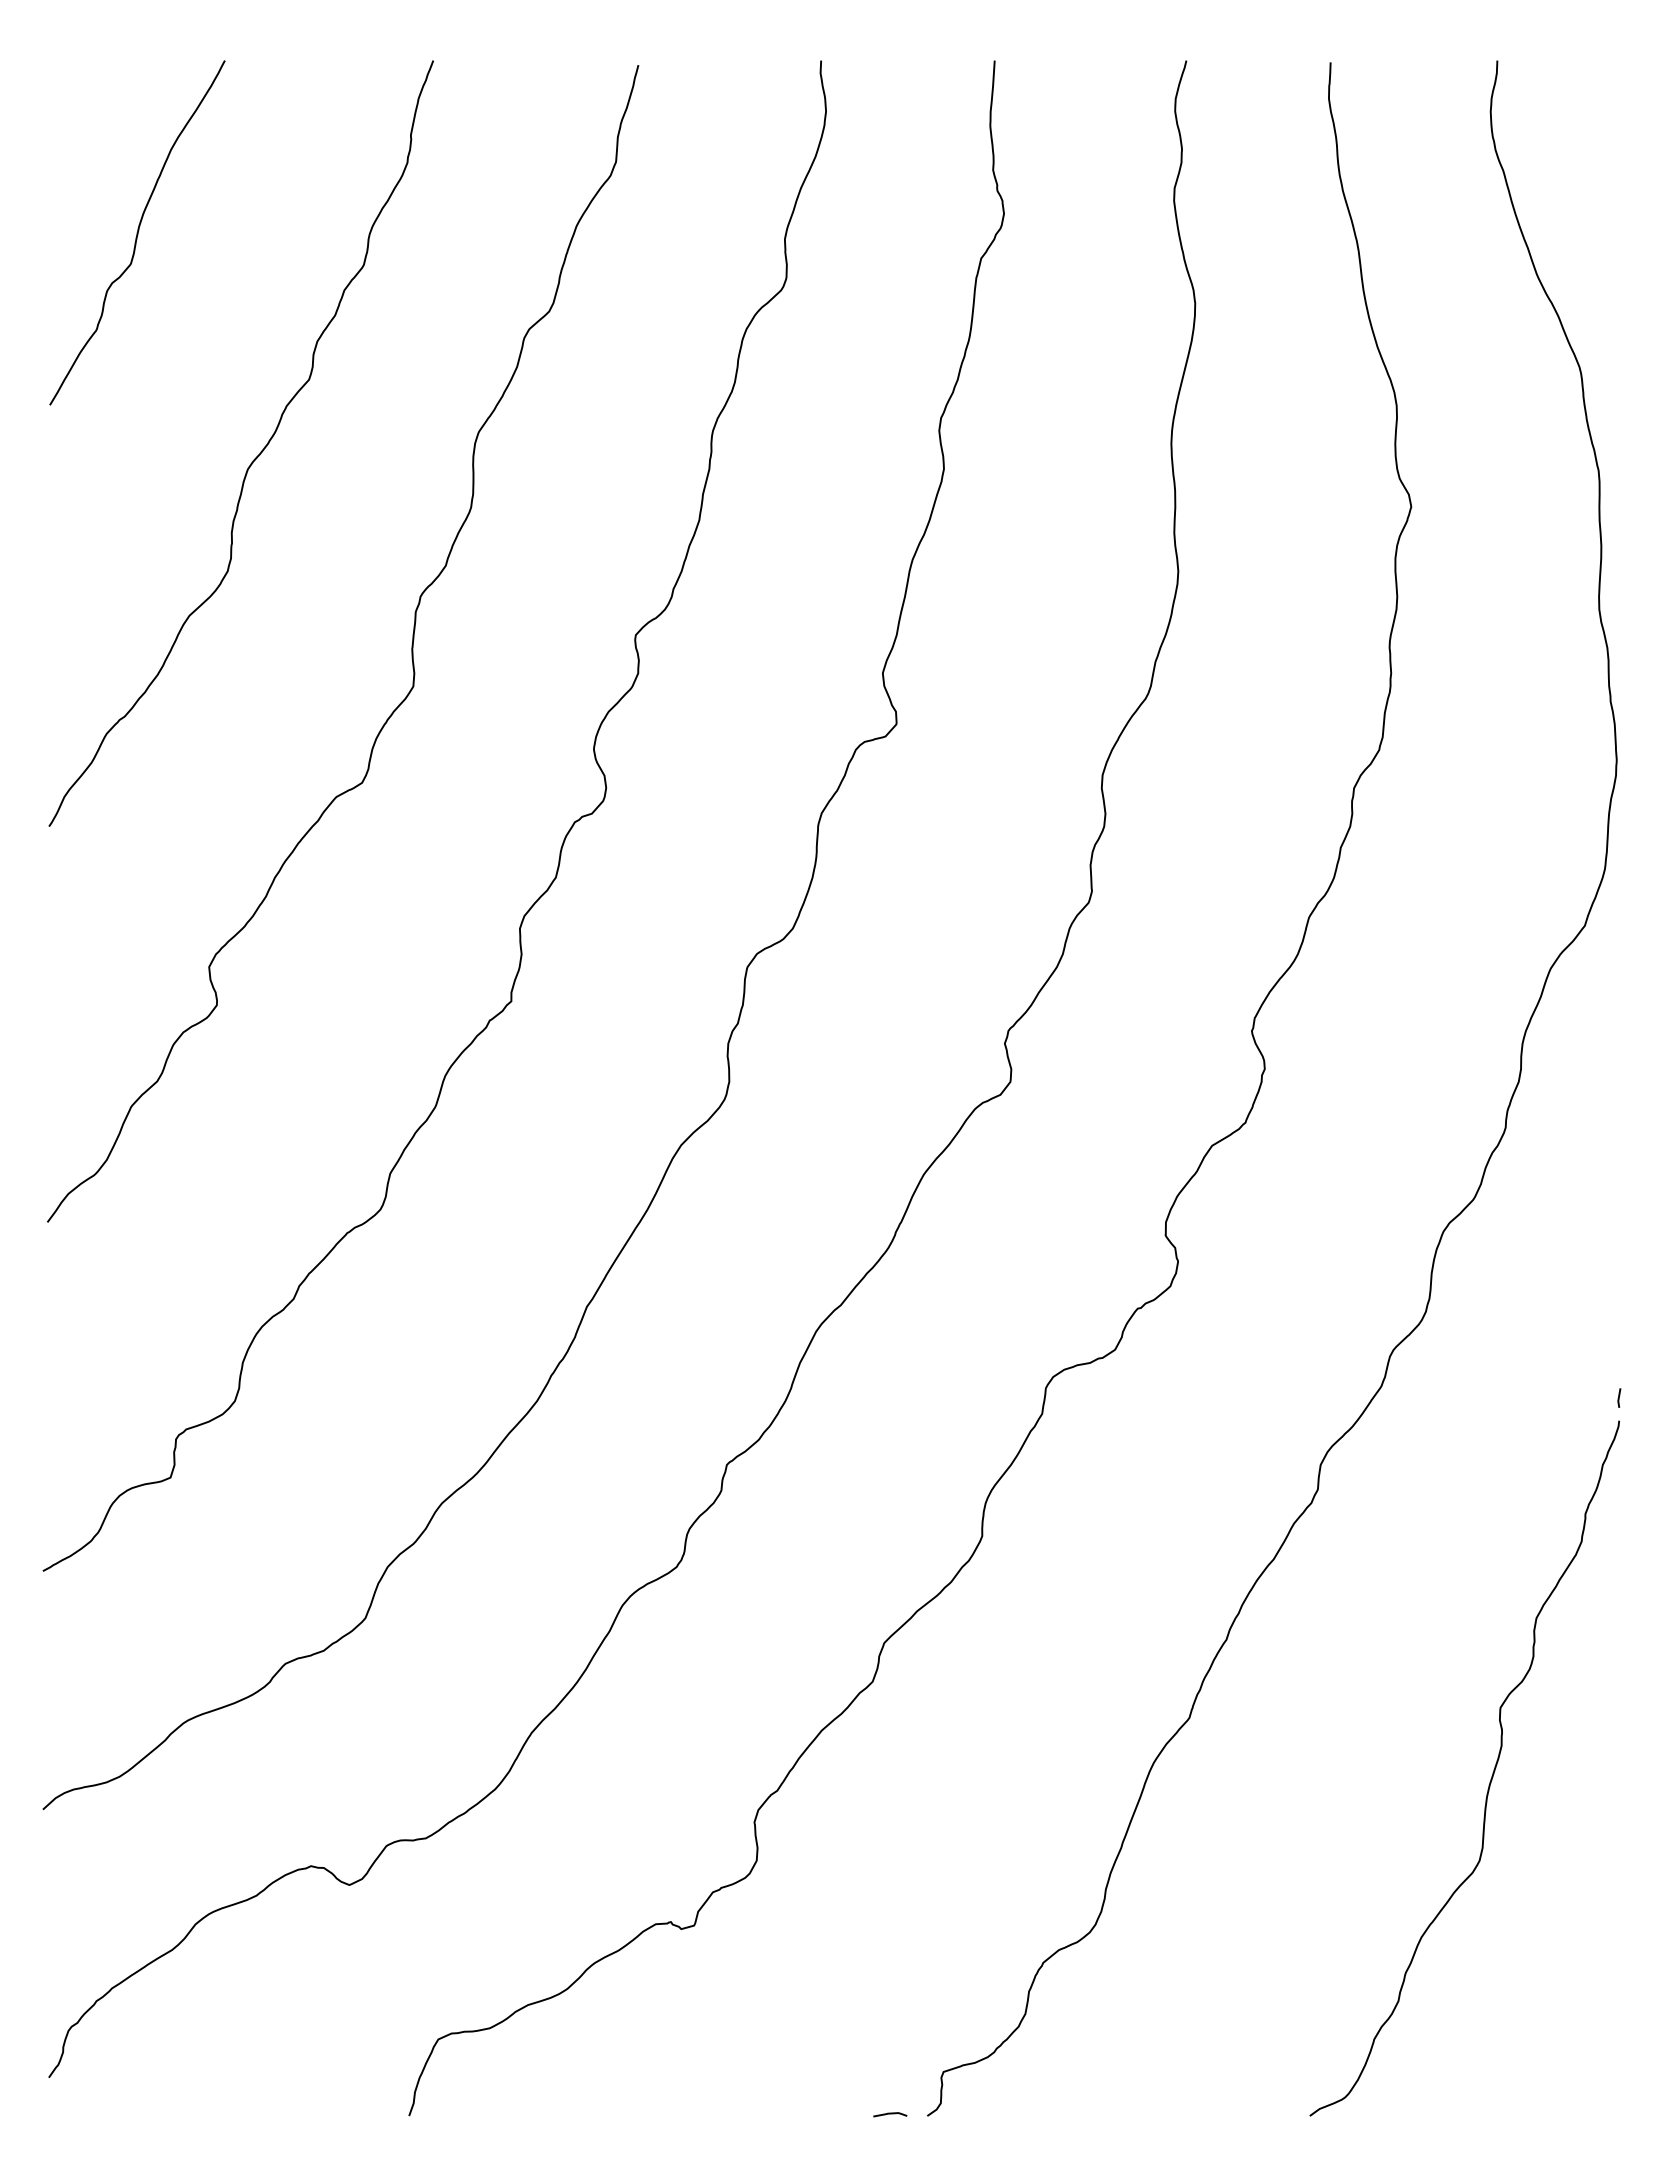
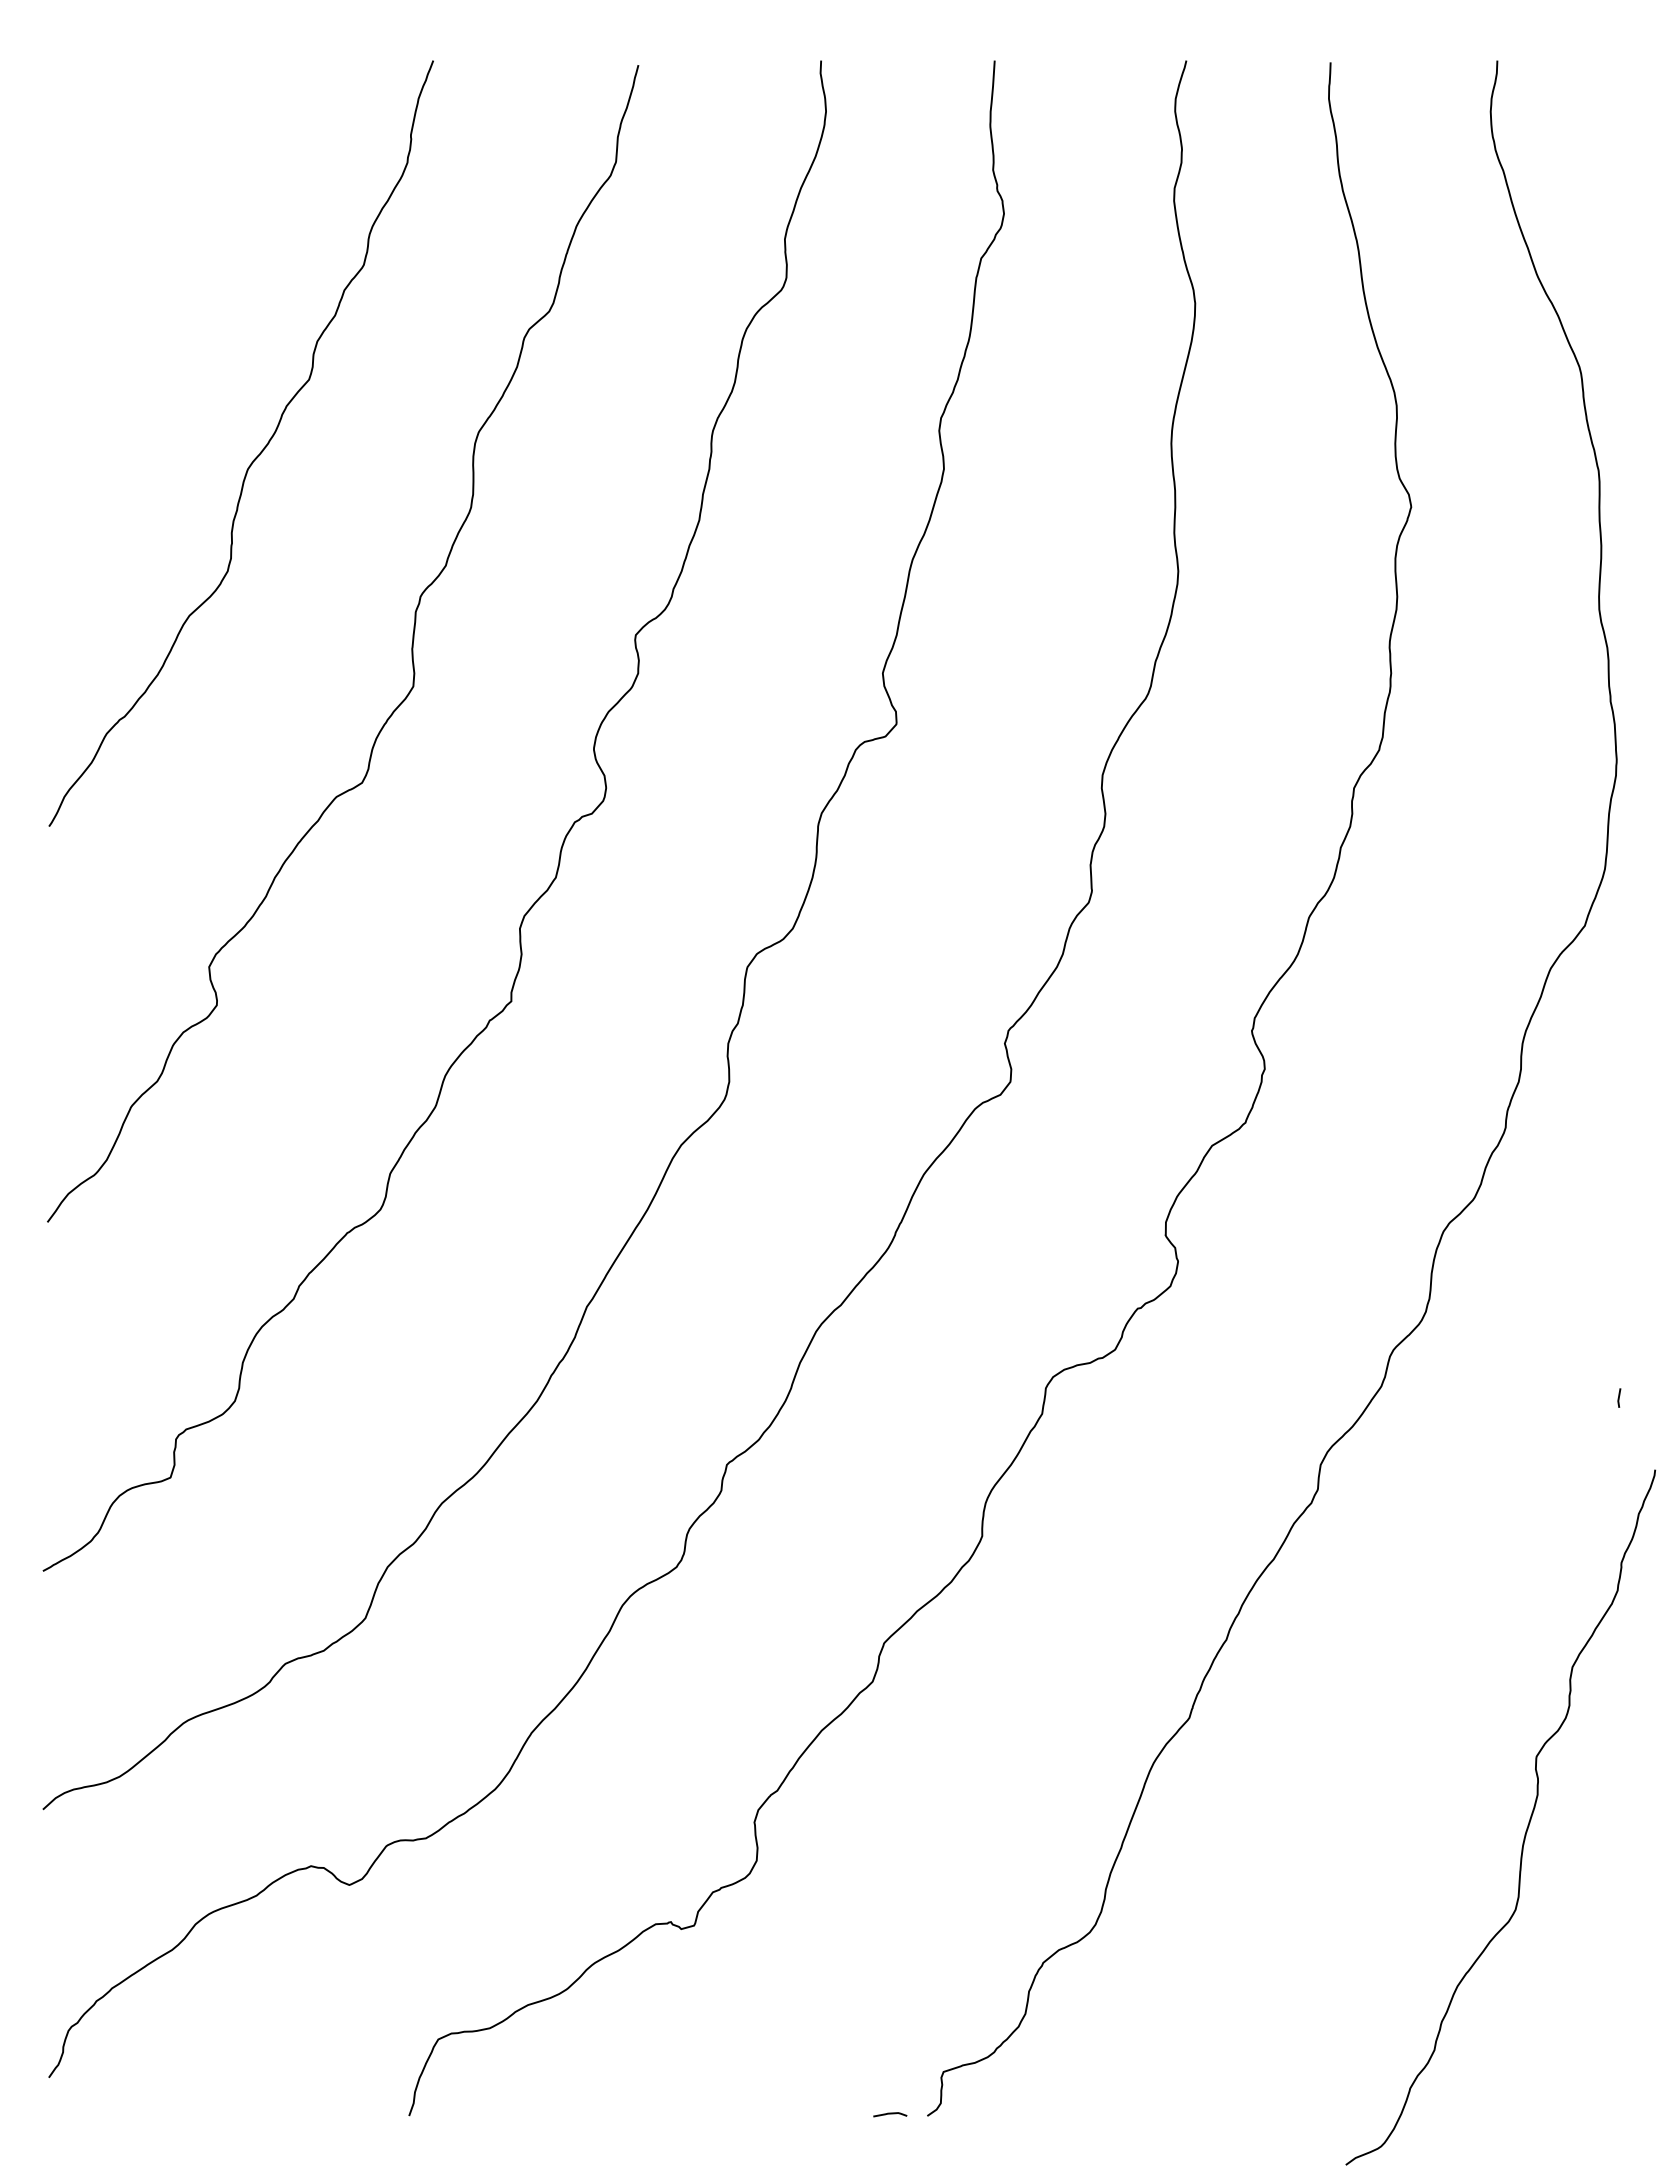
curve: present -> none (137, 232)
curve position: (1491, 1776) -> (1527, 1825) (1527, 1825)
